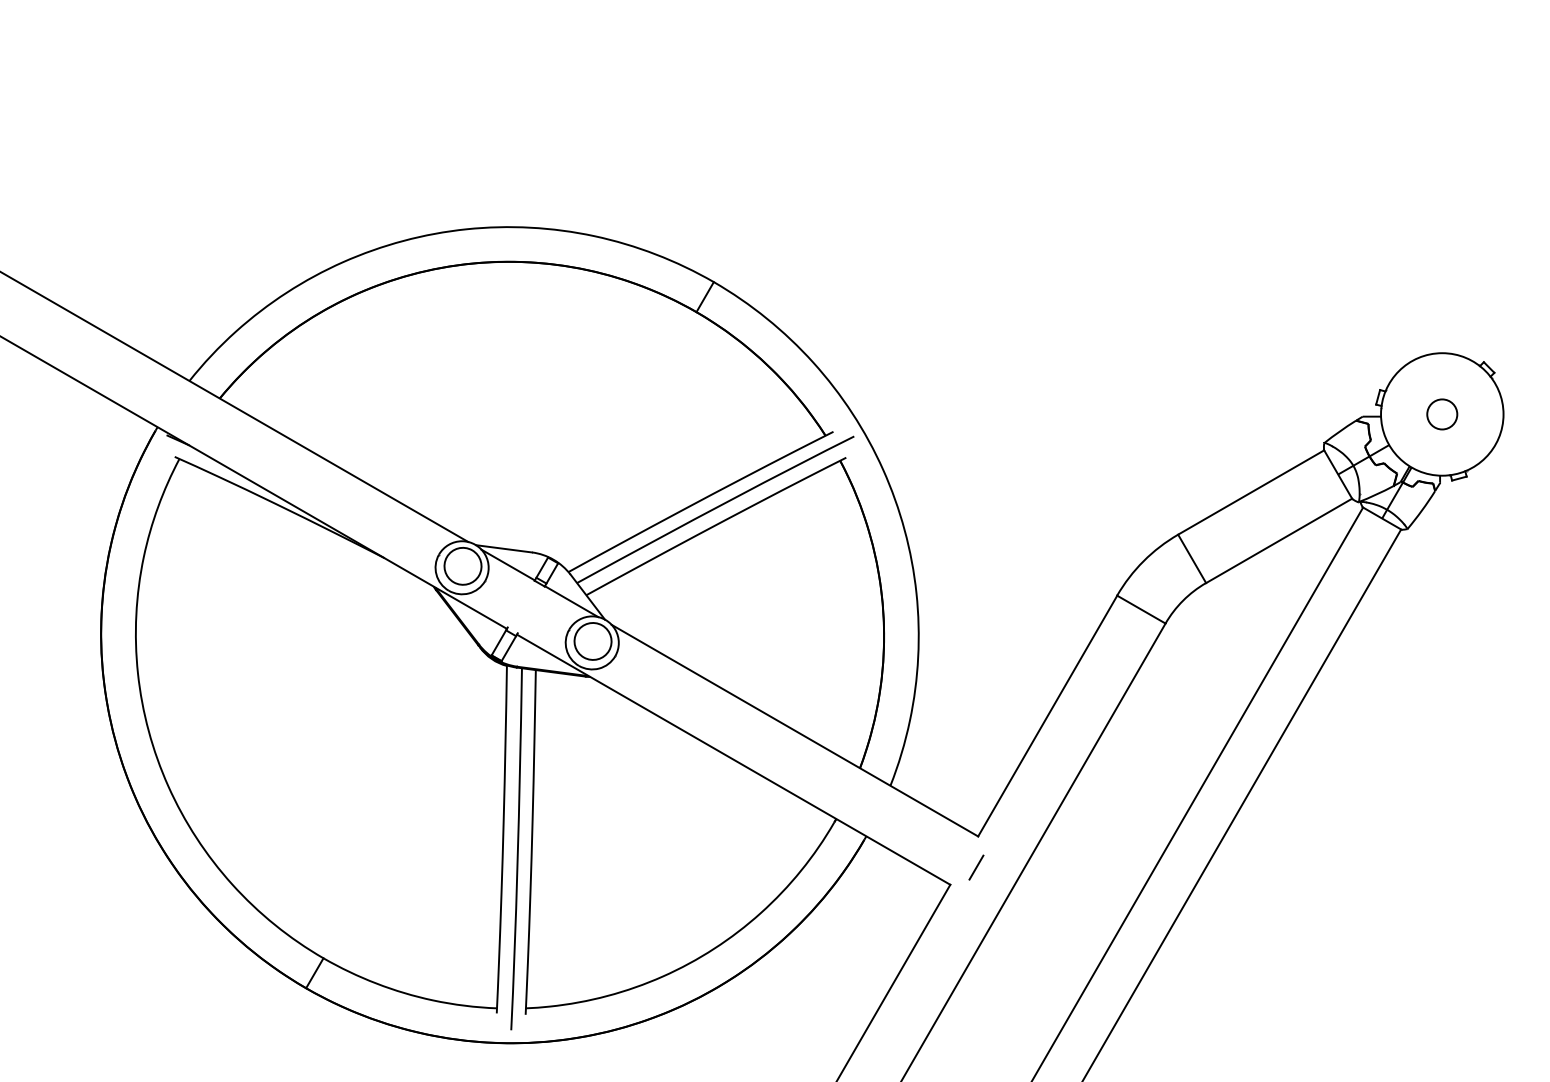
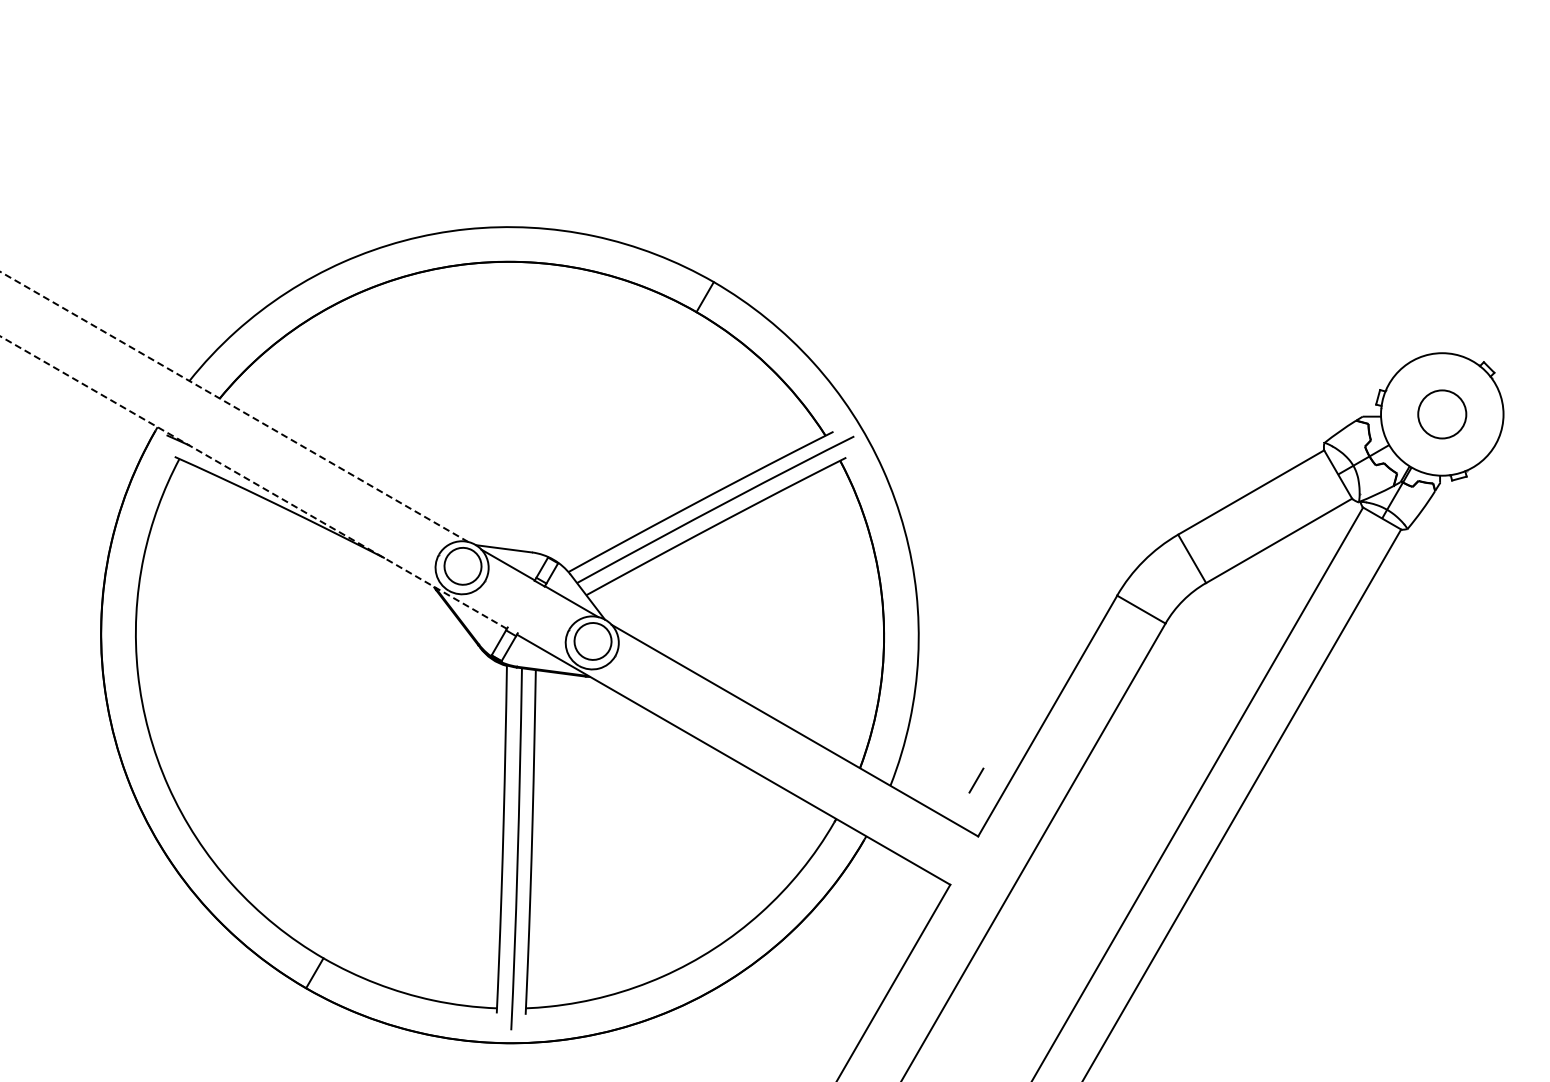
line: solid -> dashed (234, 406)
circle diameter: 30 px -> 48 px (1442, 414)
line: solid -> dashed (254, 482)
line position: (976, 867) -> (976, 780) (976, 780)
